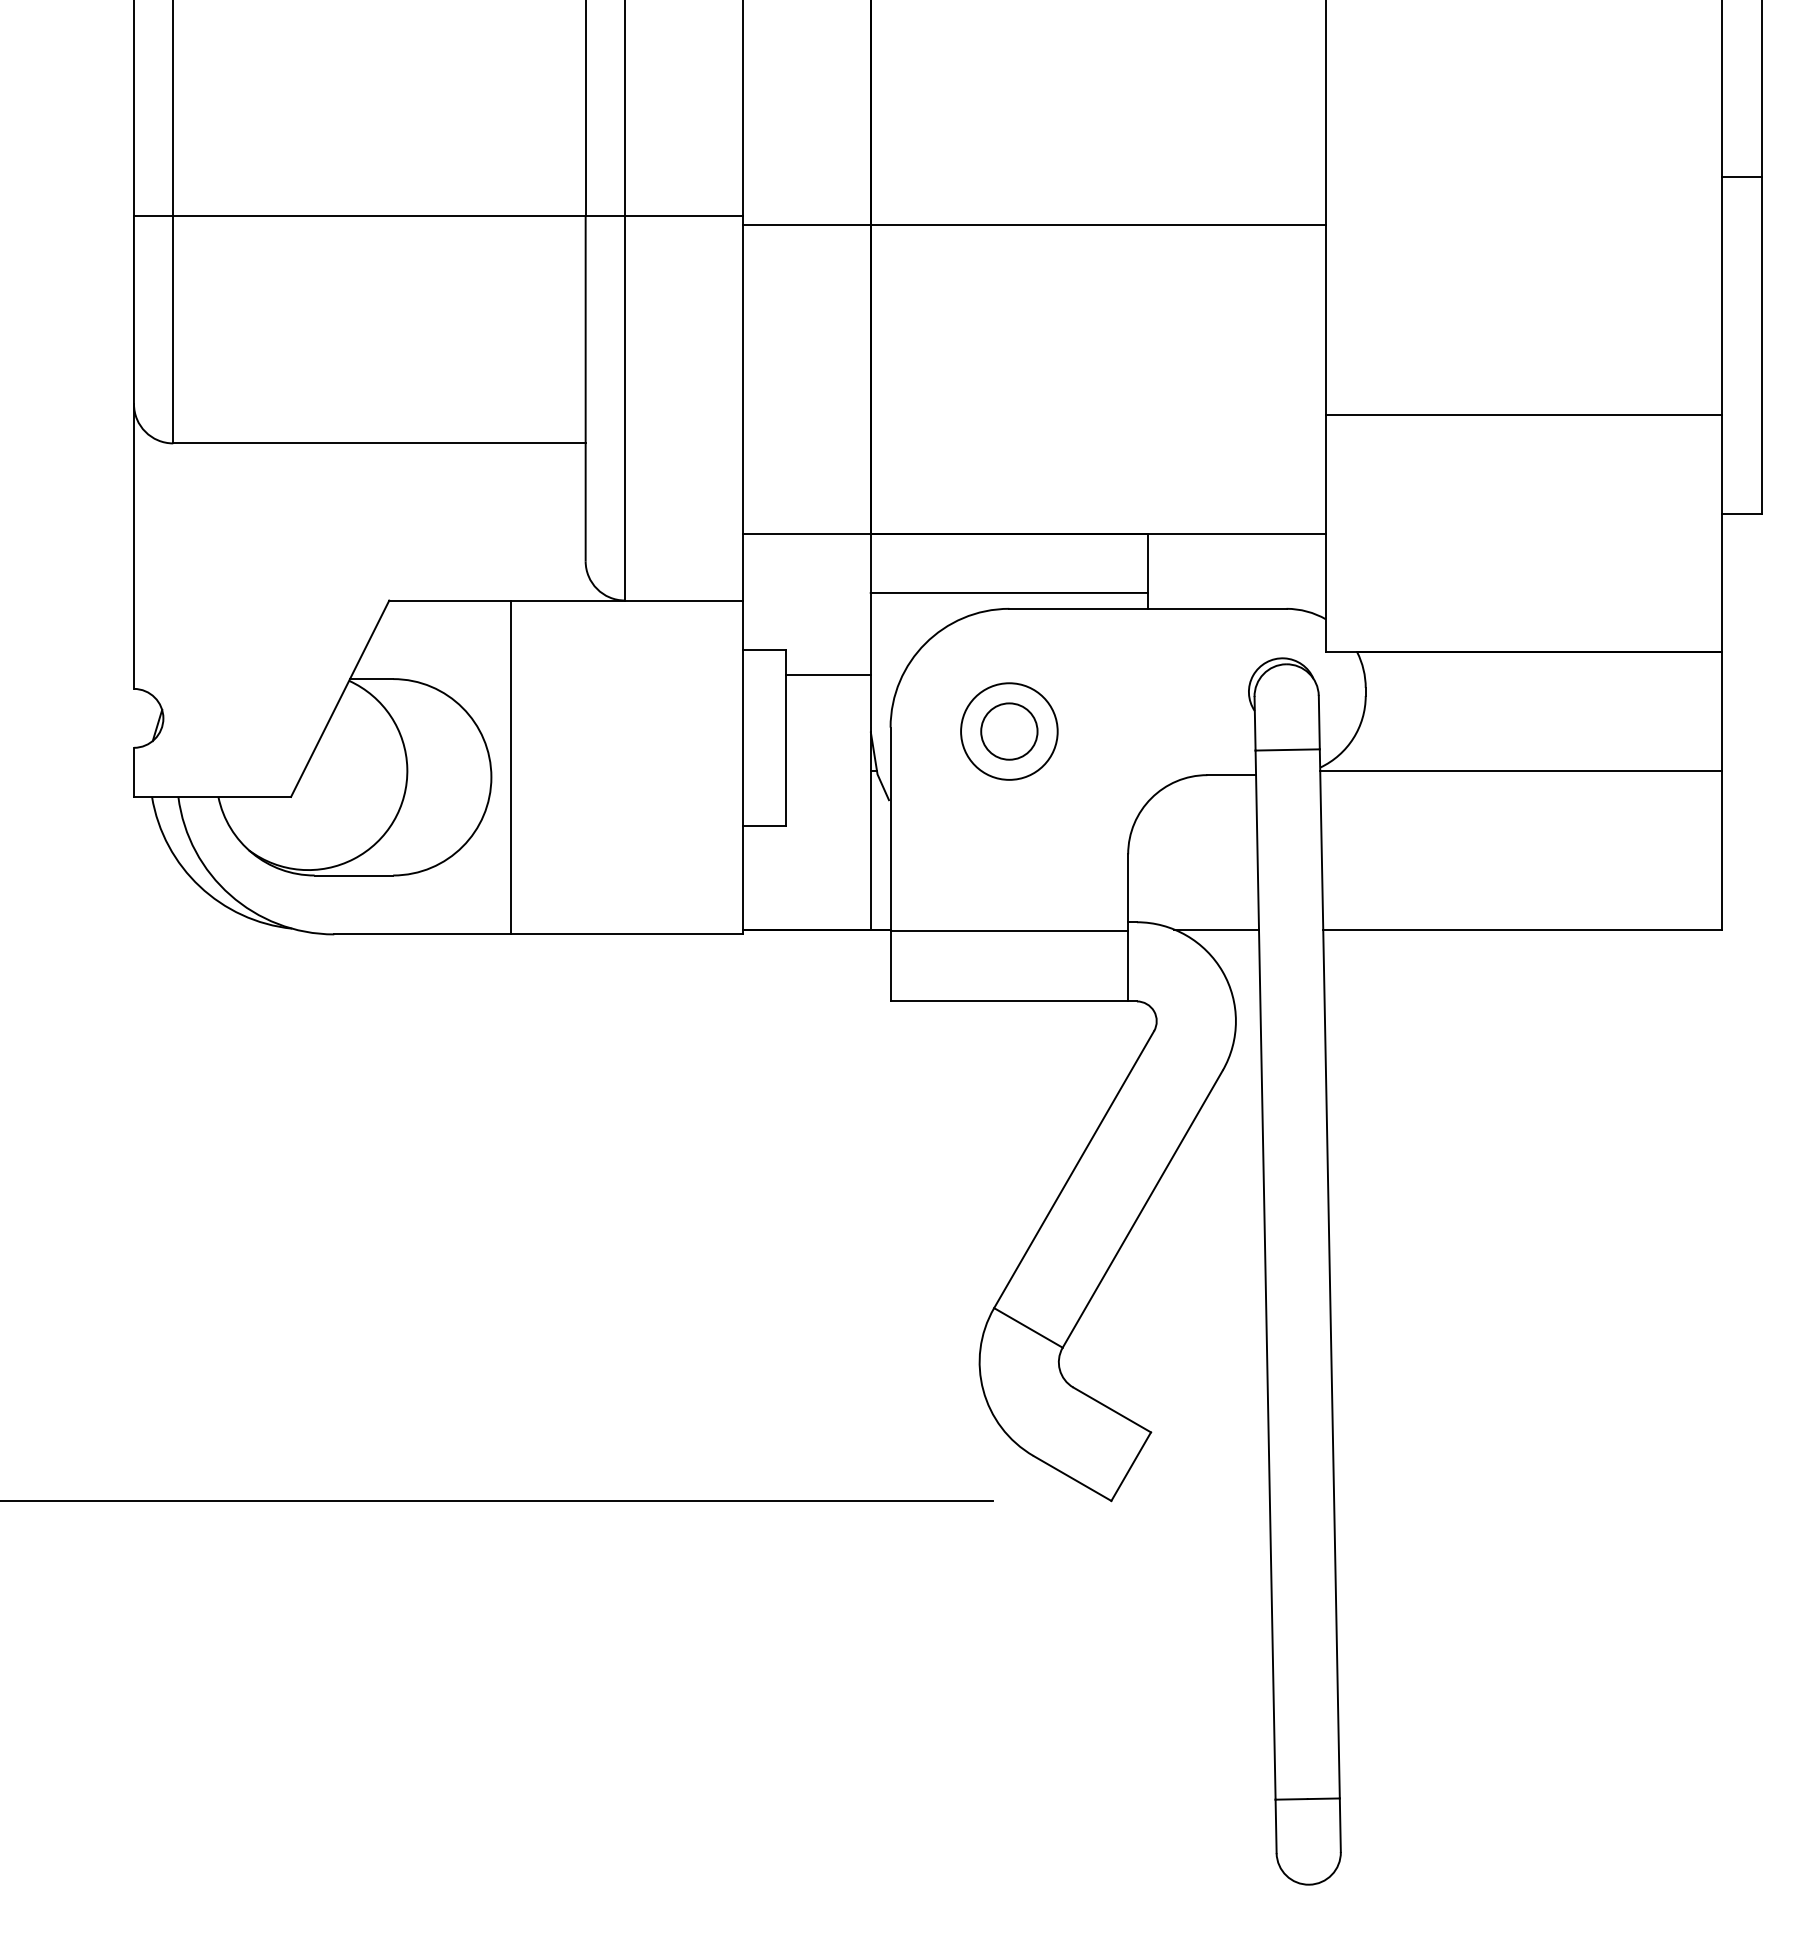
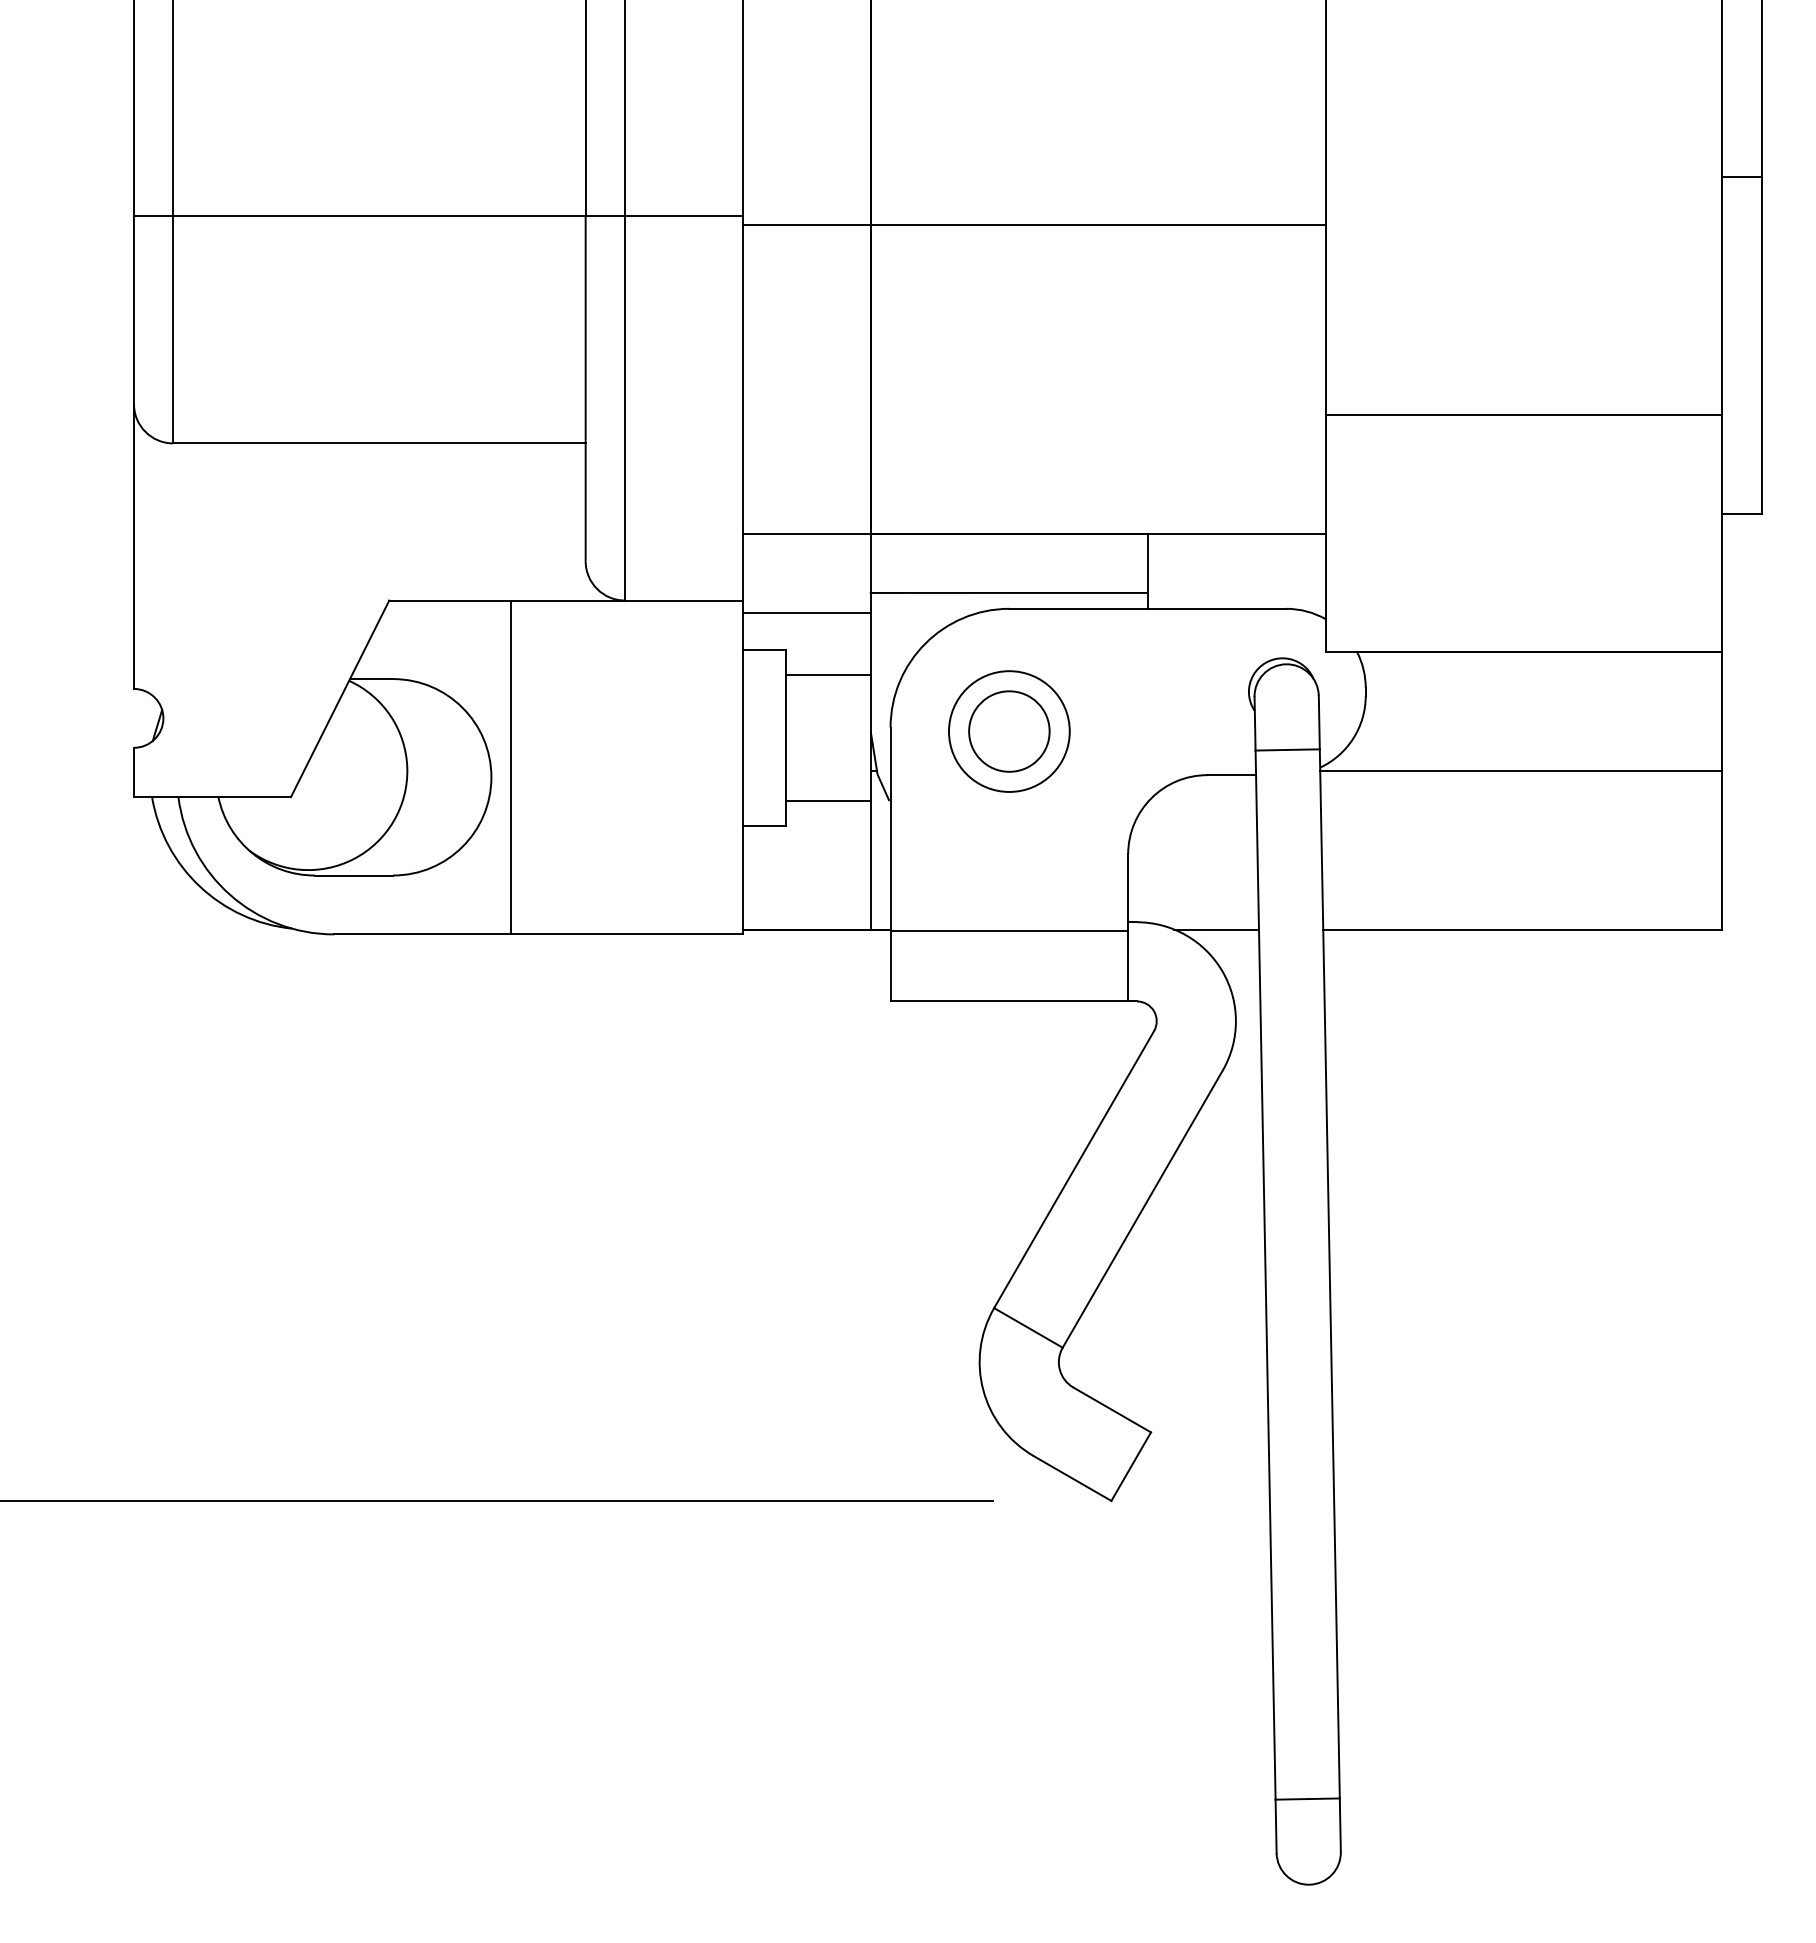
line: none -> present (806, 612)
circle diameter: 56 px -> 81 px (1009, 731)
circle diameter: 97 px -> 121 px (1008, 731)
line: none -> present (827, 801)
